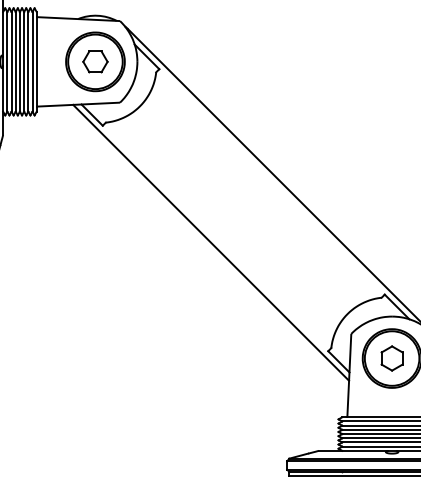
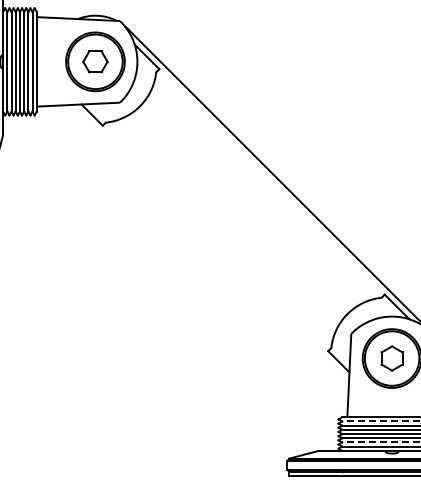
line: present -> none (211, 242)
line: solid -> dashed (381, 421)
line: solid -> dashed (381, 442)
